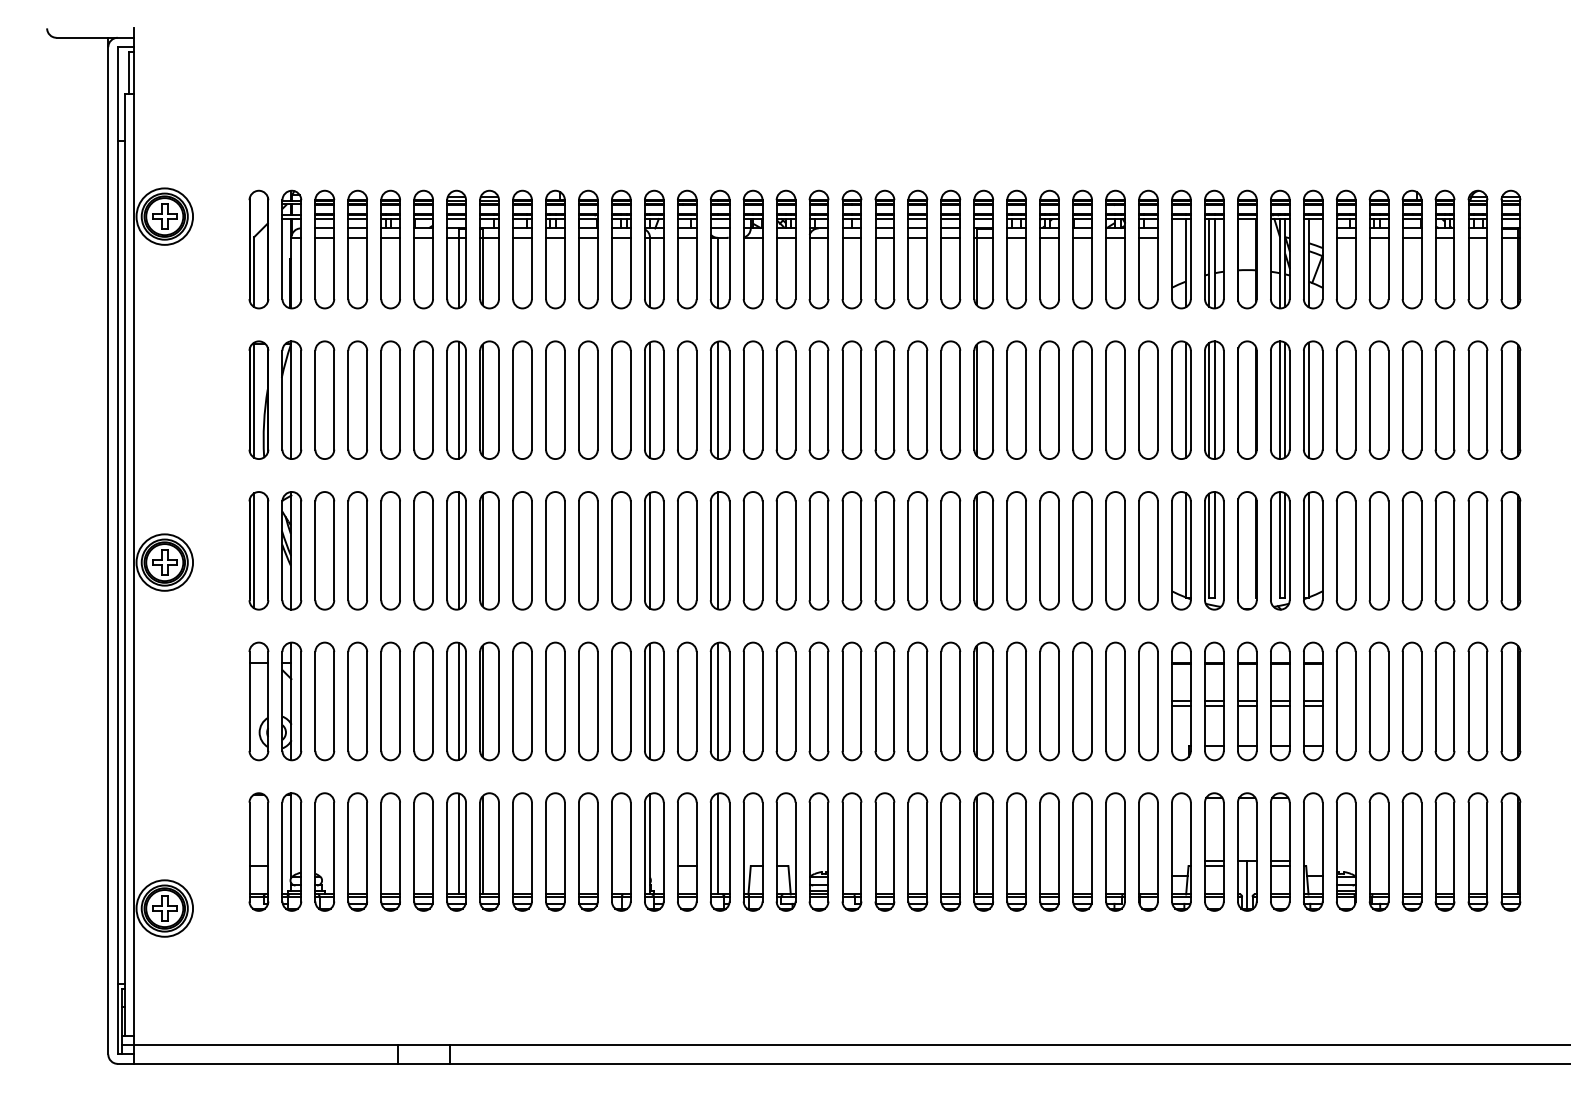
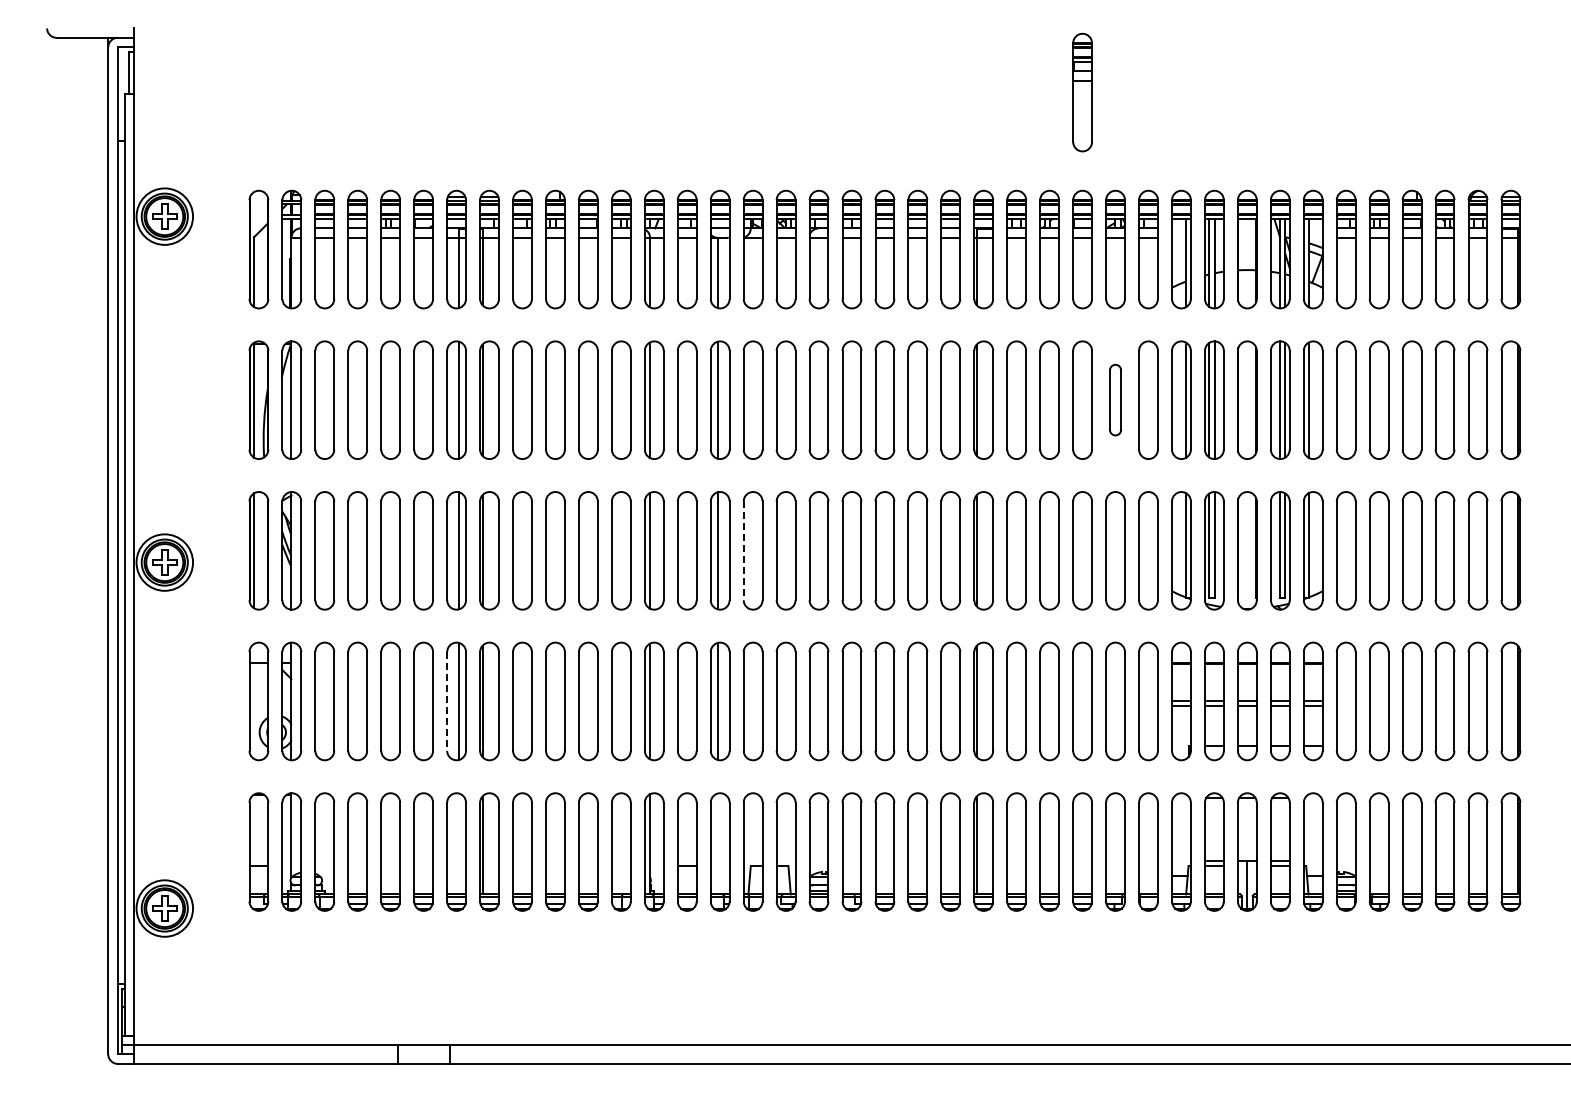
part: none -> present (1082, 92)
part size: 21x120 px -> 13x73 px (1115, 400)
line: solid -> dashed (743, 551)
line: solid -> dashed (447, 701)
line: present -> none (458, 843)
line: present -> none (717, 843)
